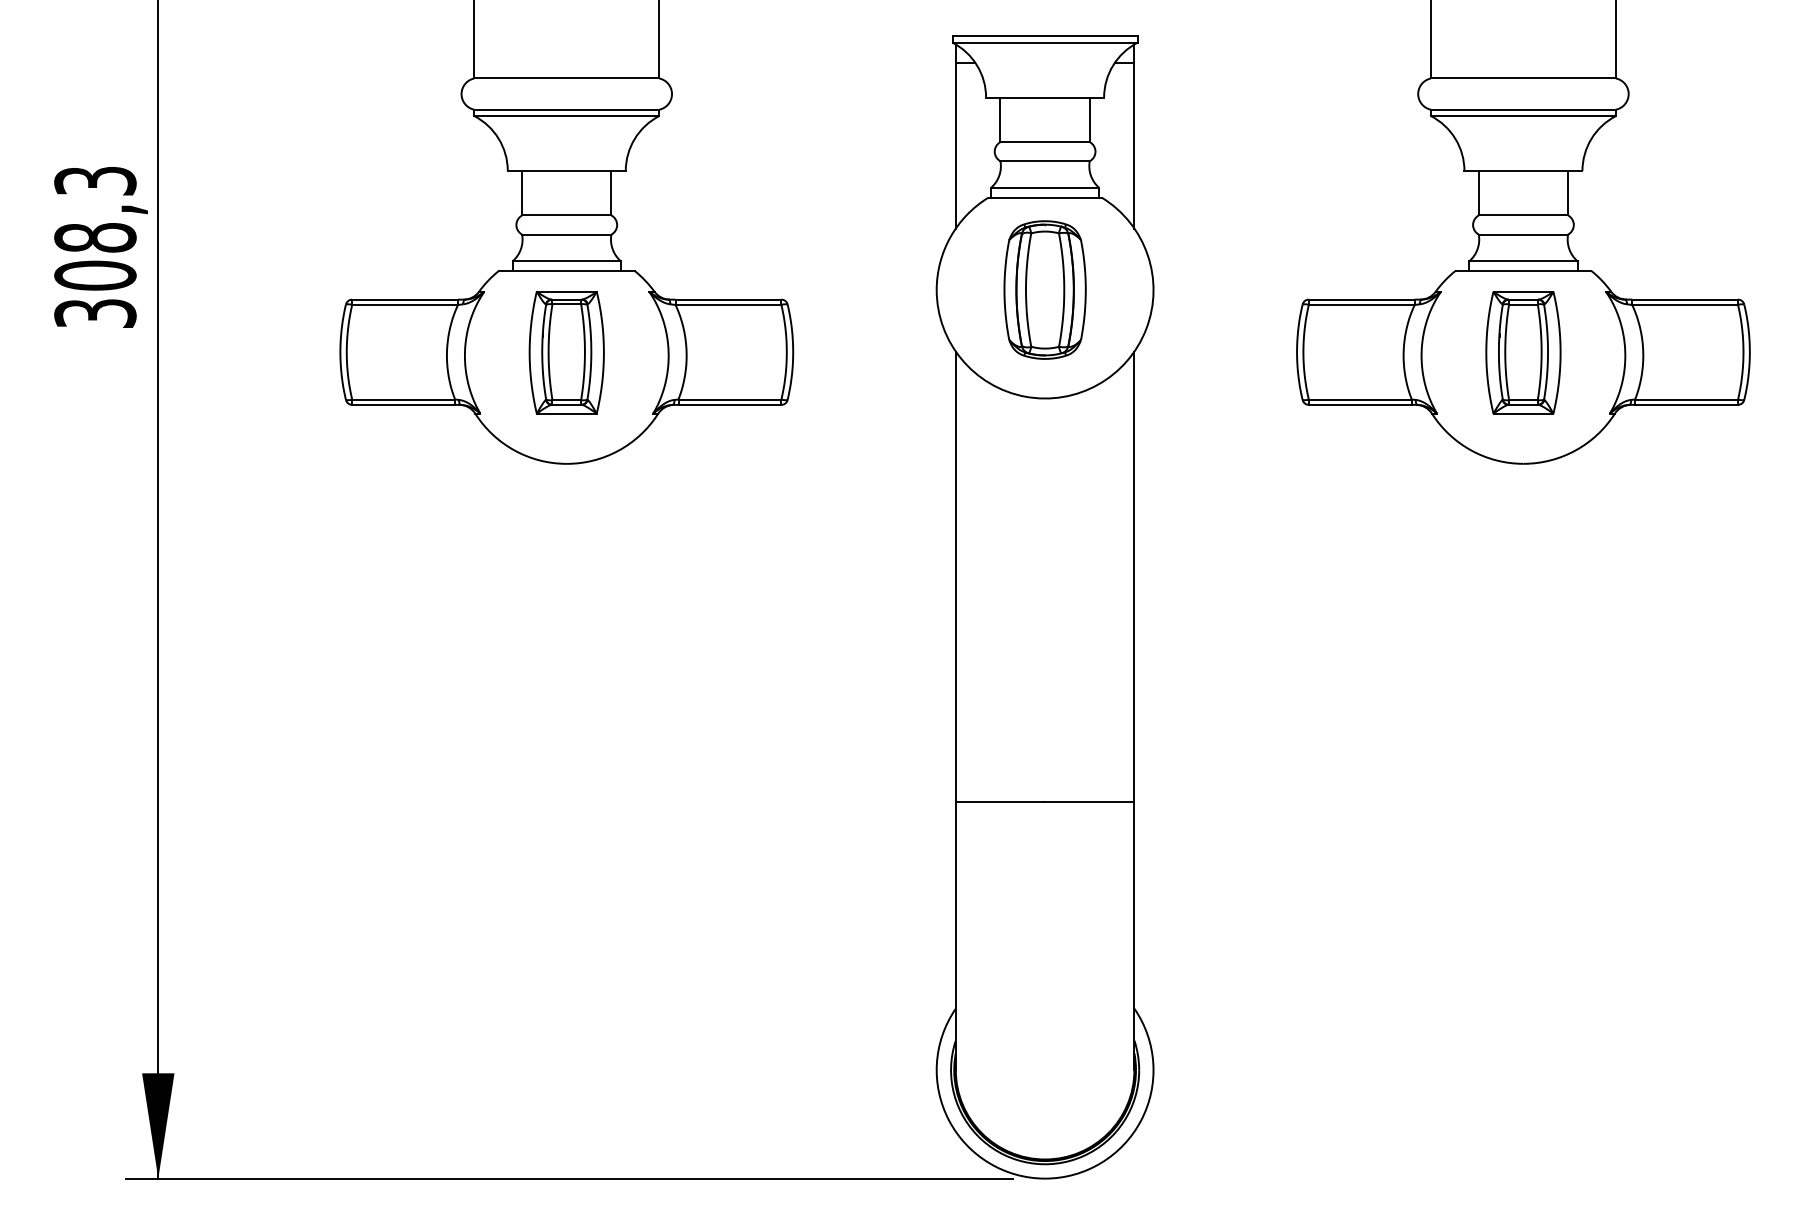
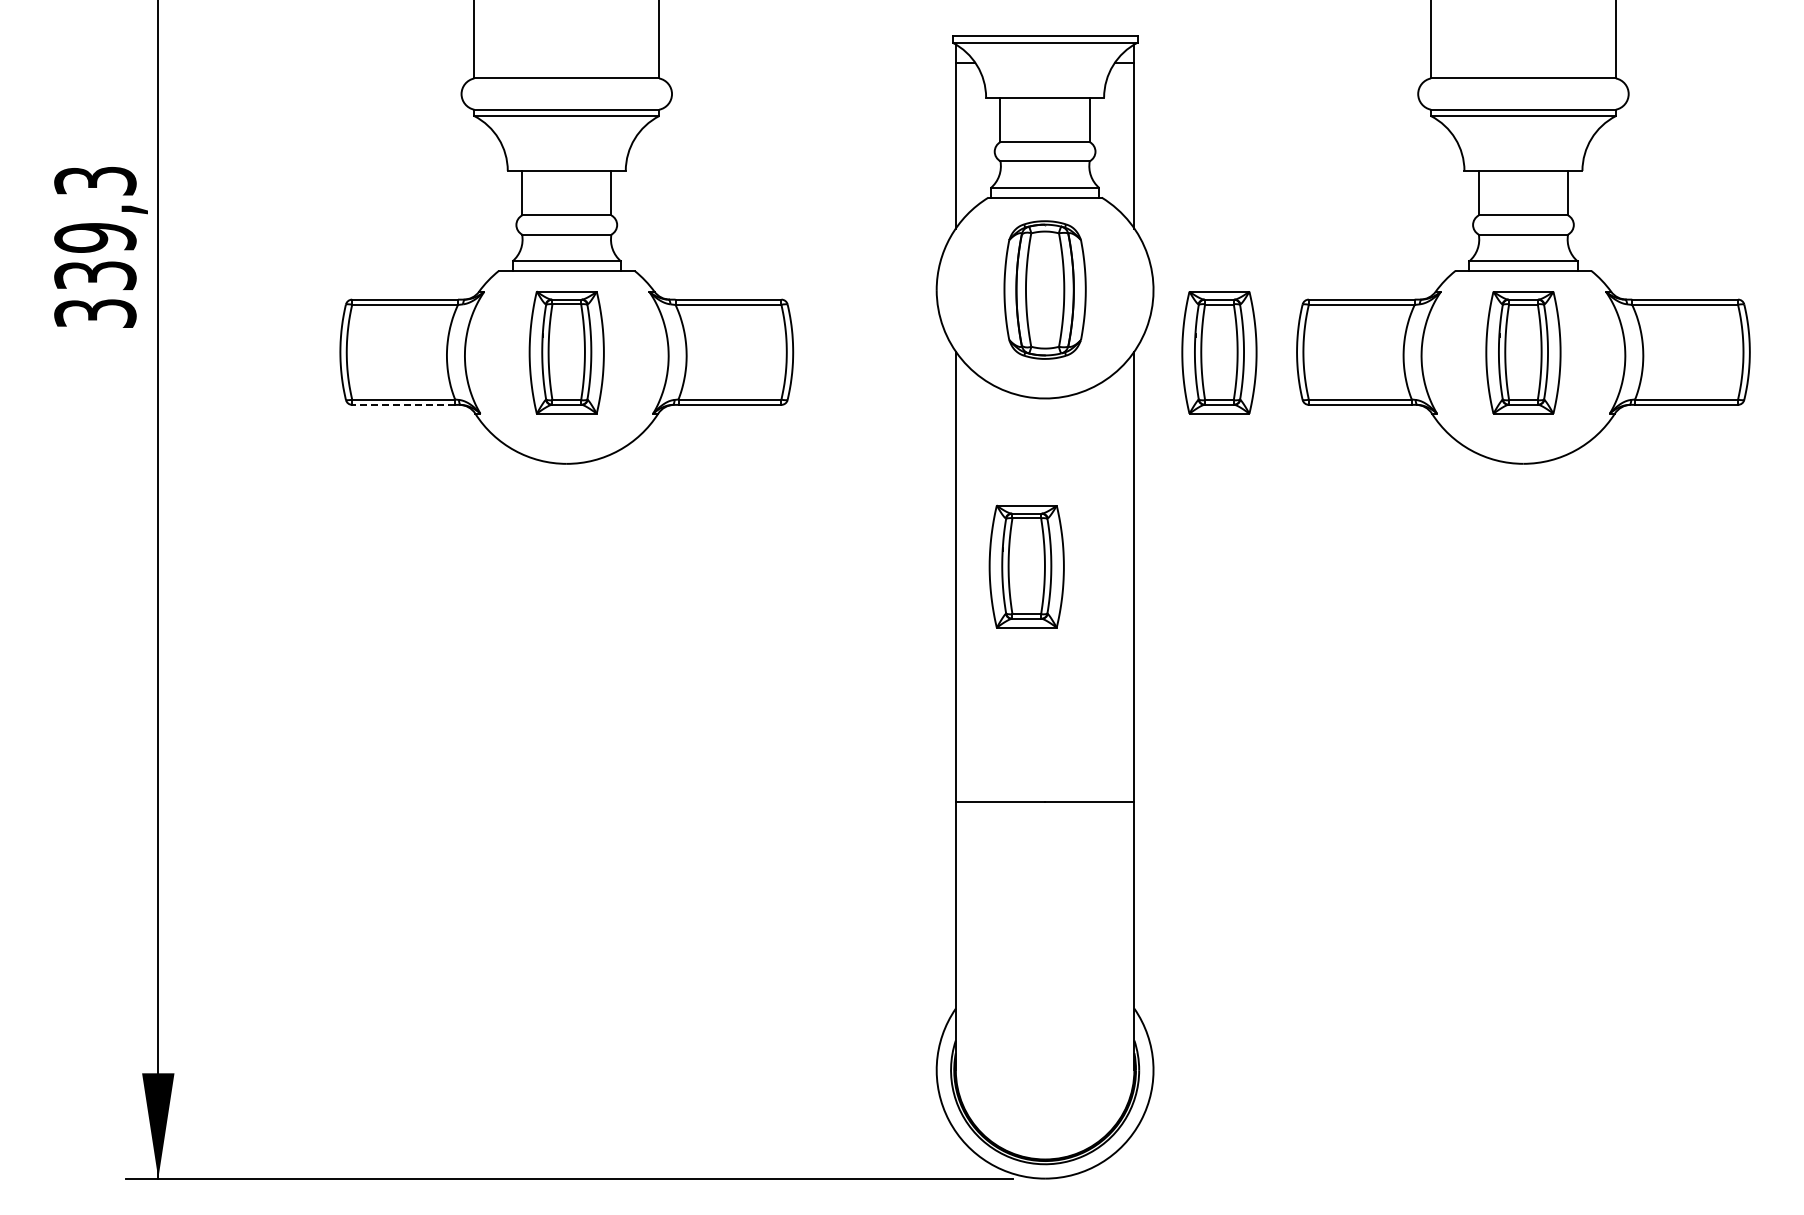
text: 308,3 -> 339,3 (95, 256)
part: none -> present (1219, 352)
line: solid -> dashed (403, 404)
part: none -> present (1026, 566)
